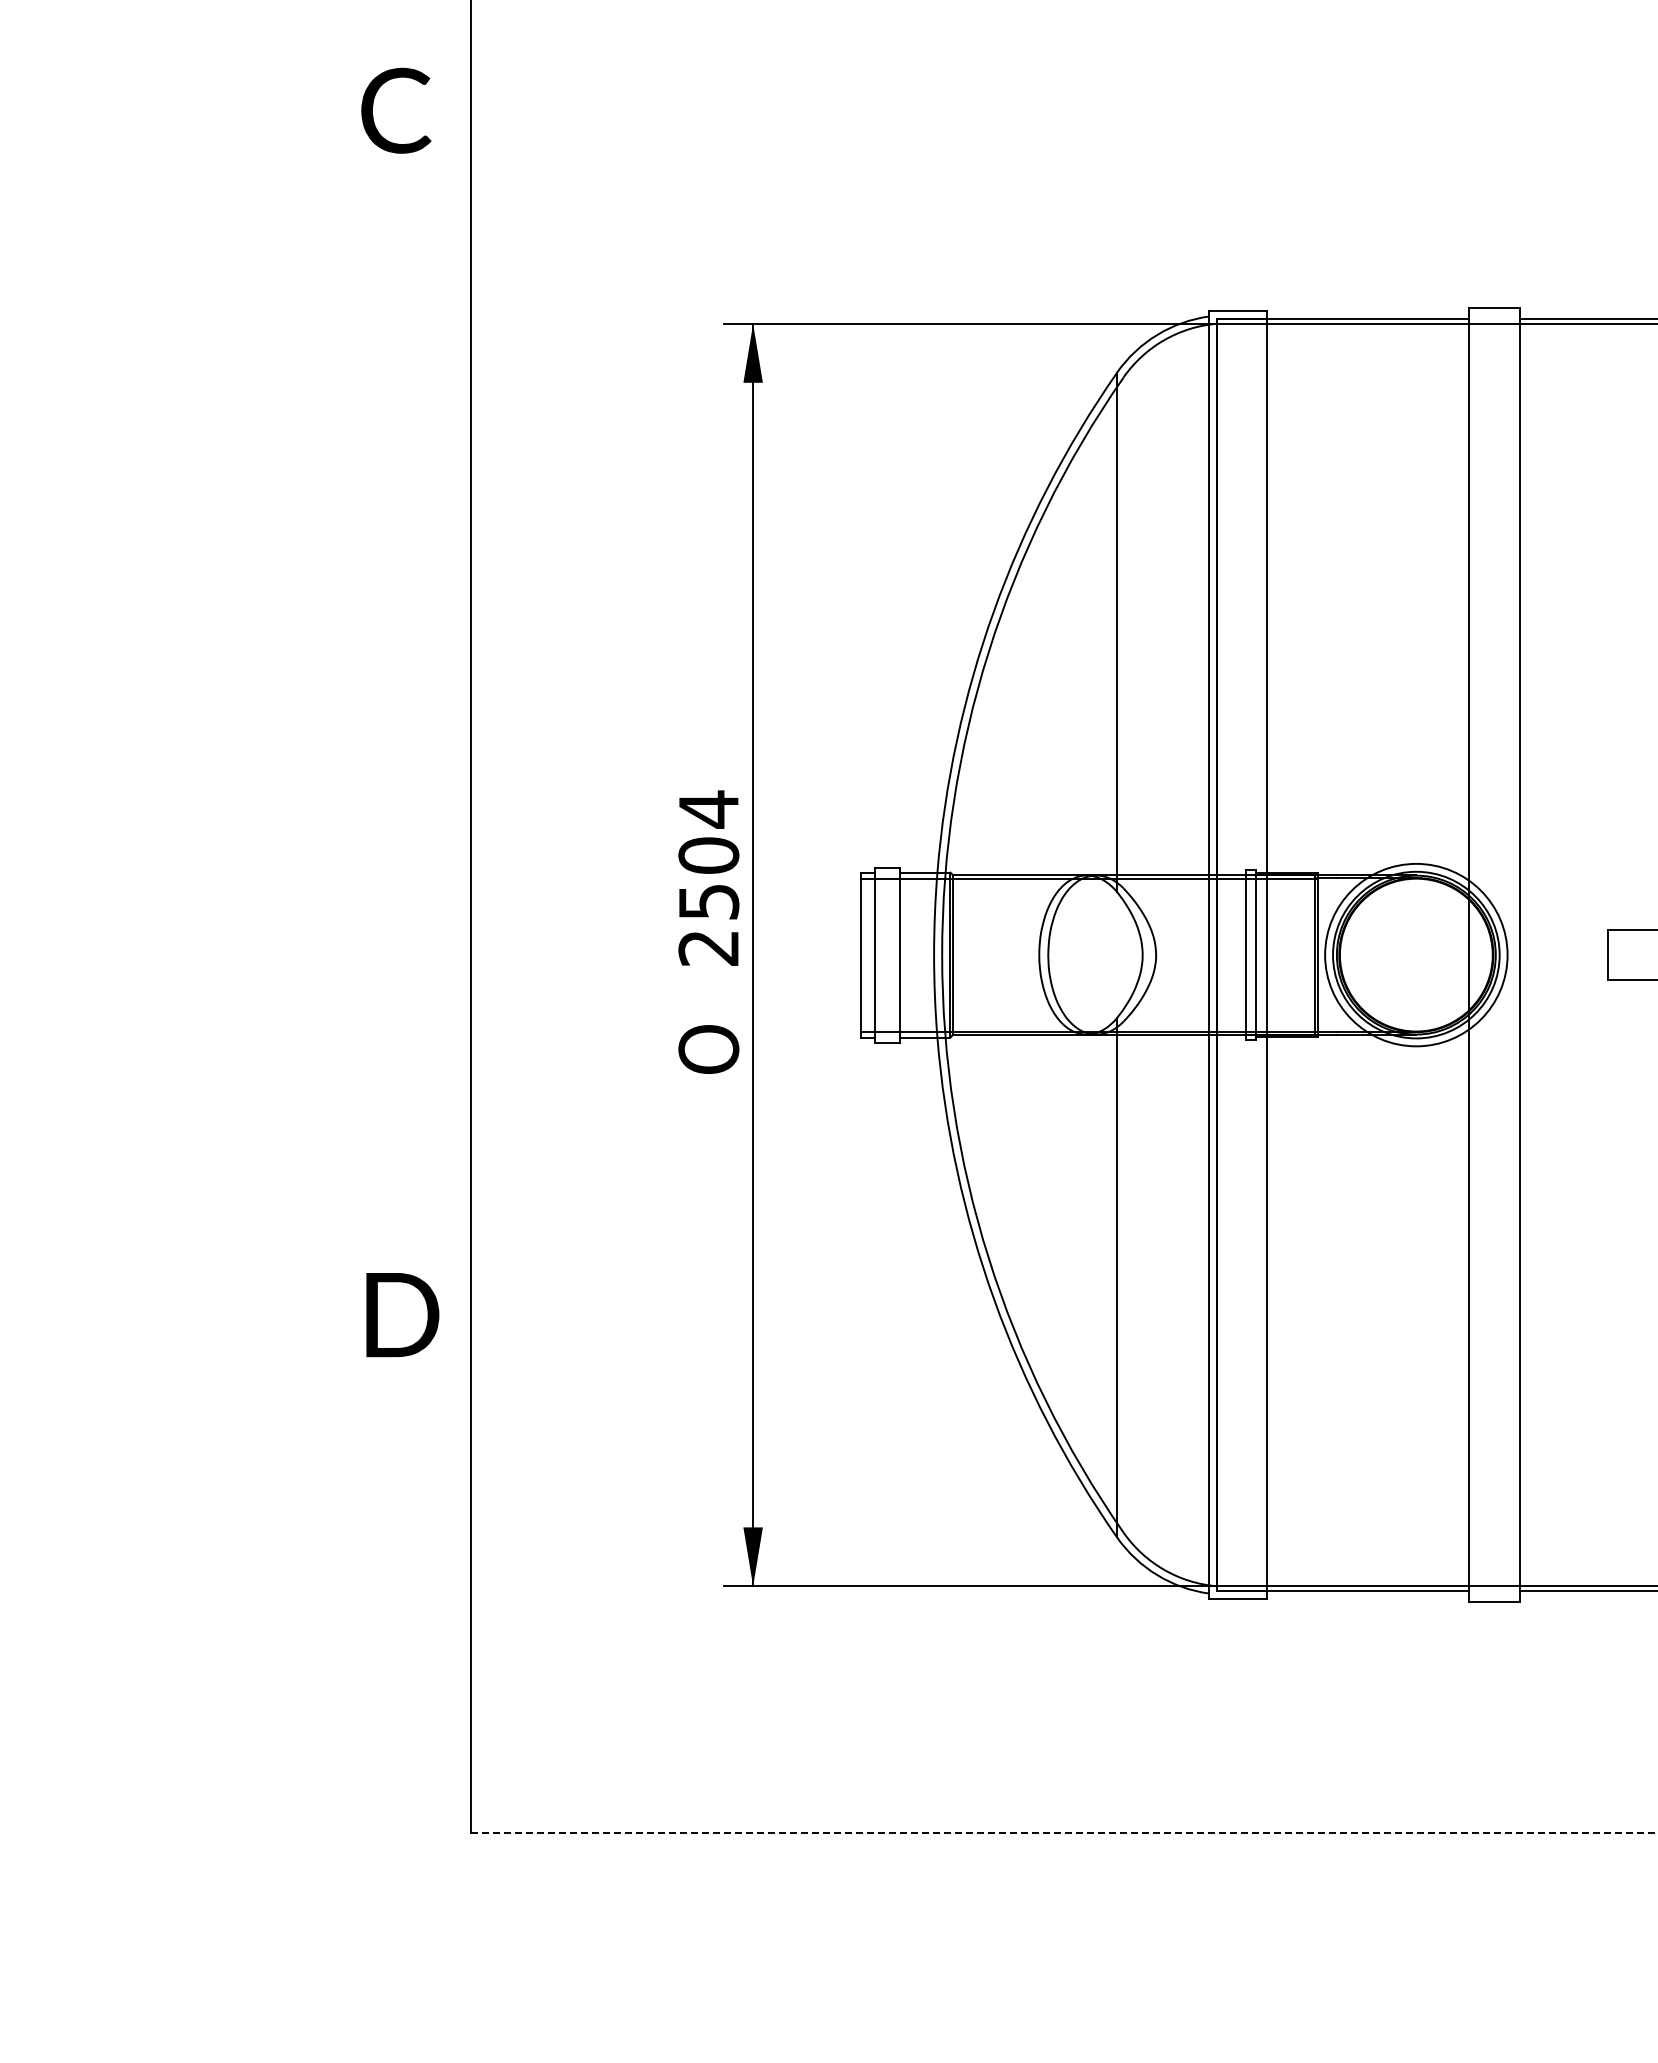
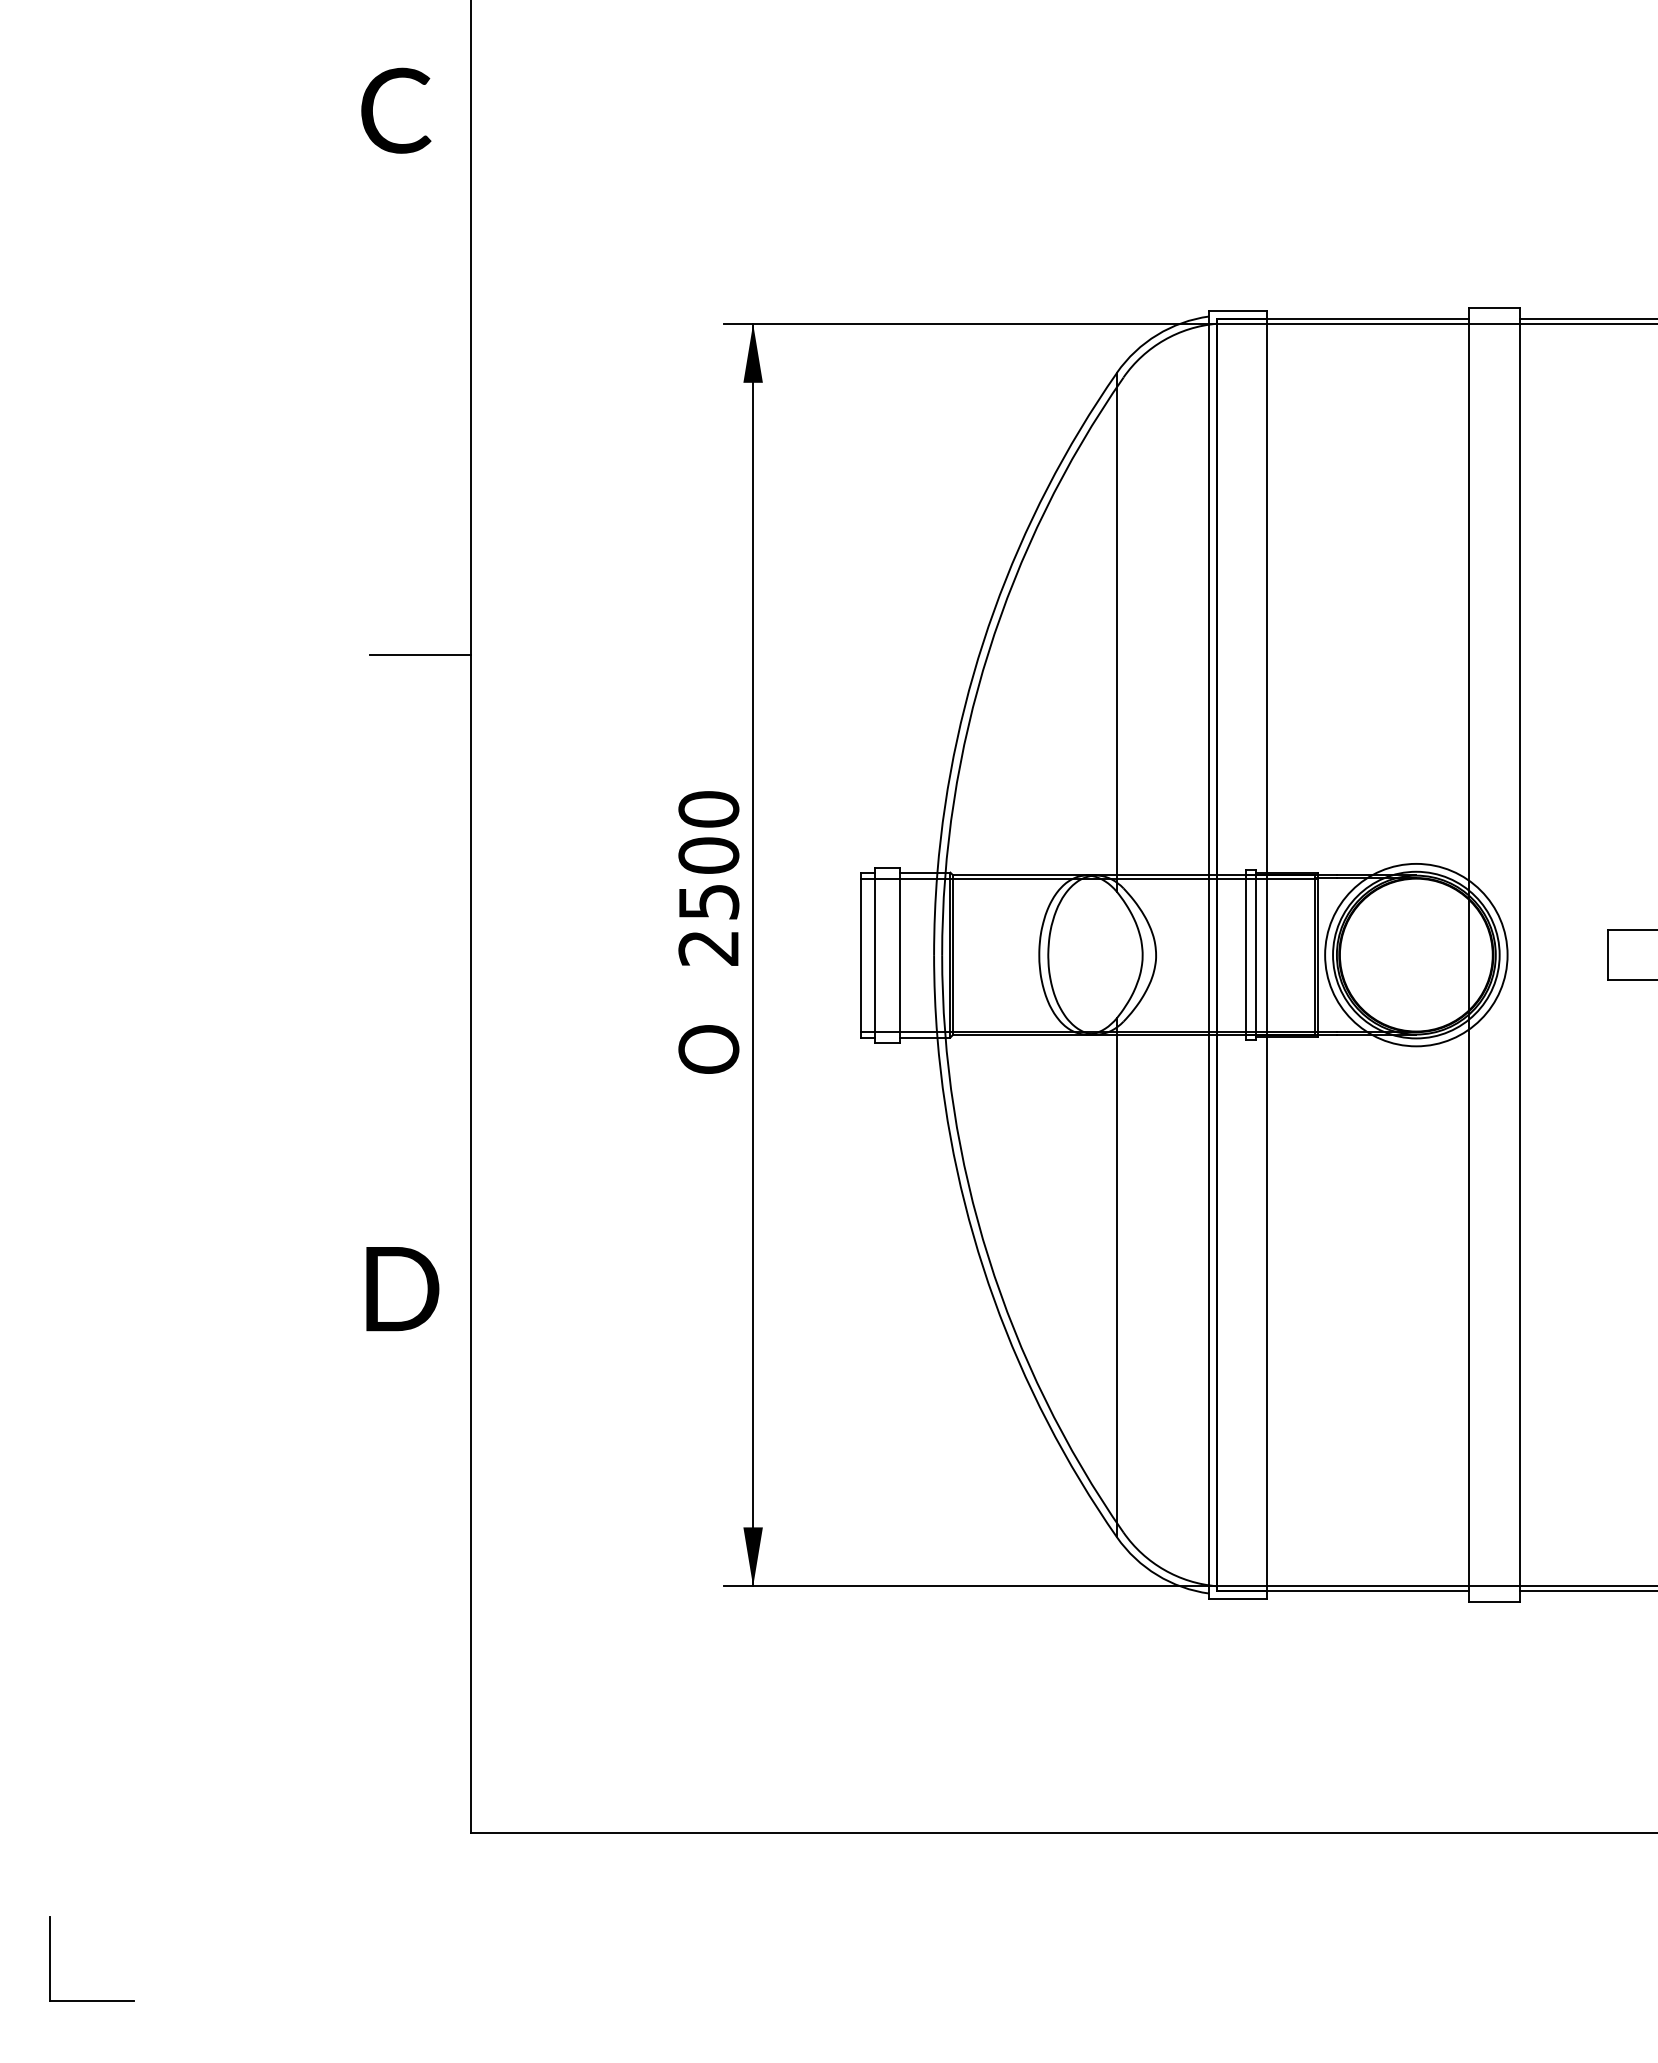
line: none -> present (419, 654)
text: 2504 -> 2500 (708, 809)
text position: (402, 1315) -> (402, 1289) (402, 1289)
line: dashed -> solid (1064, 1832)
part: none -> present (50, 1958)
